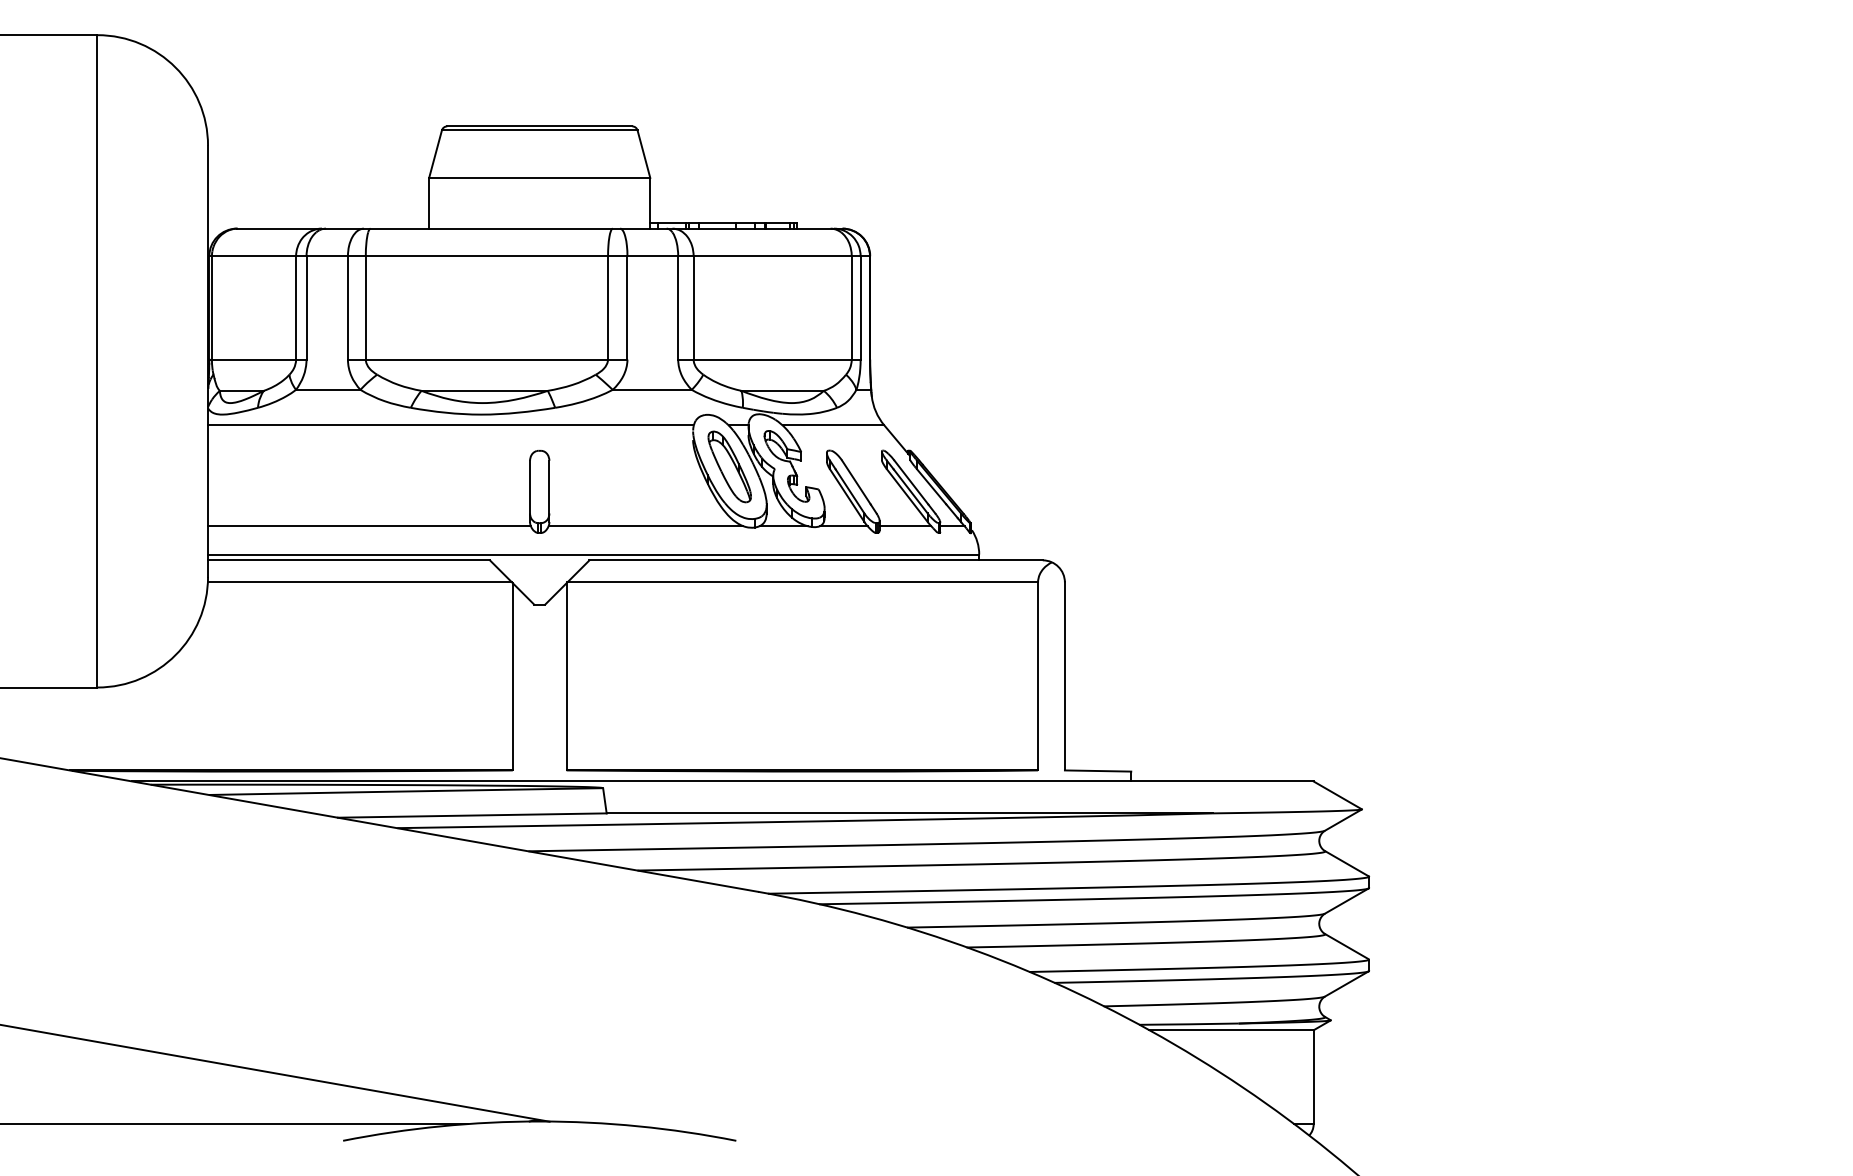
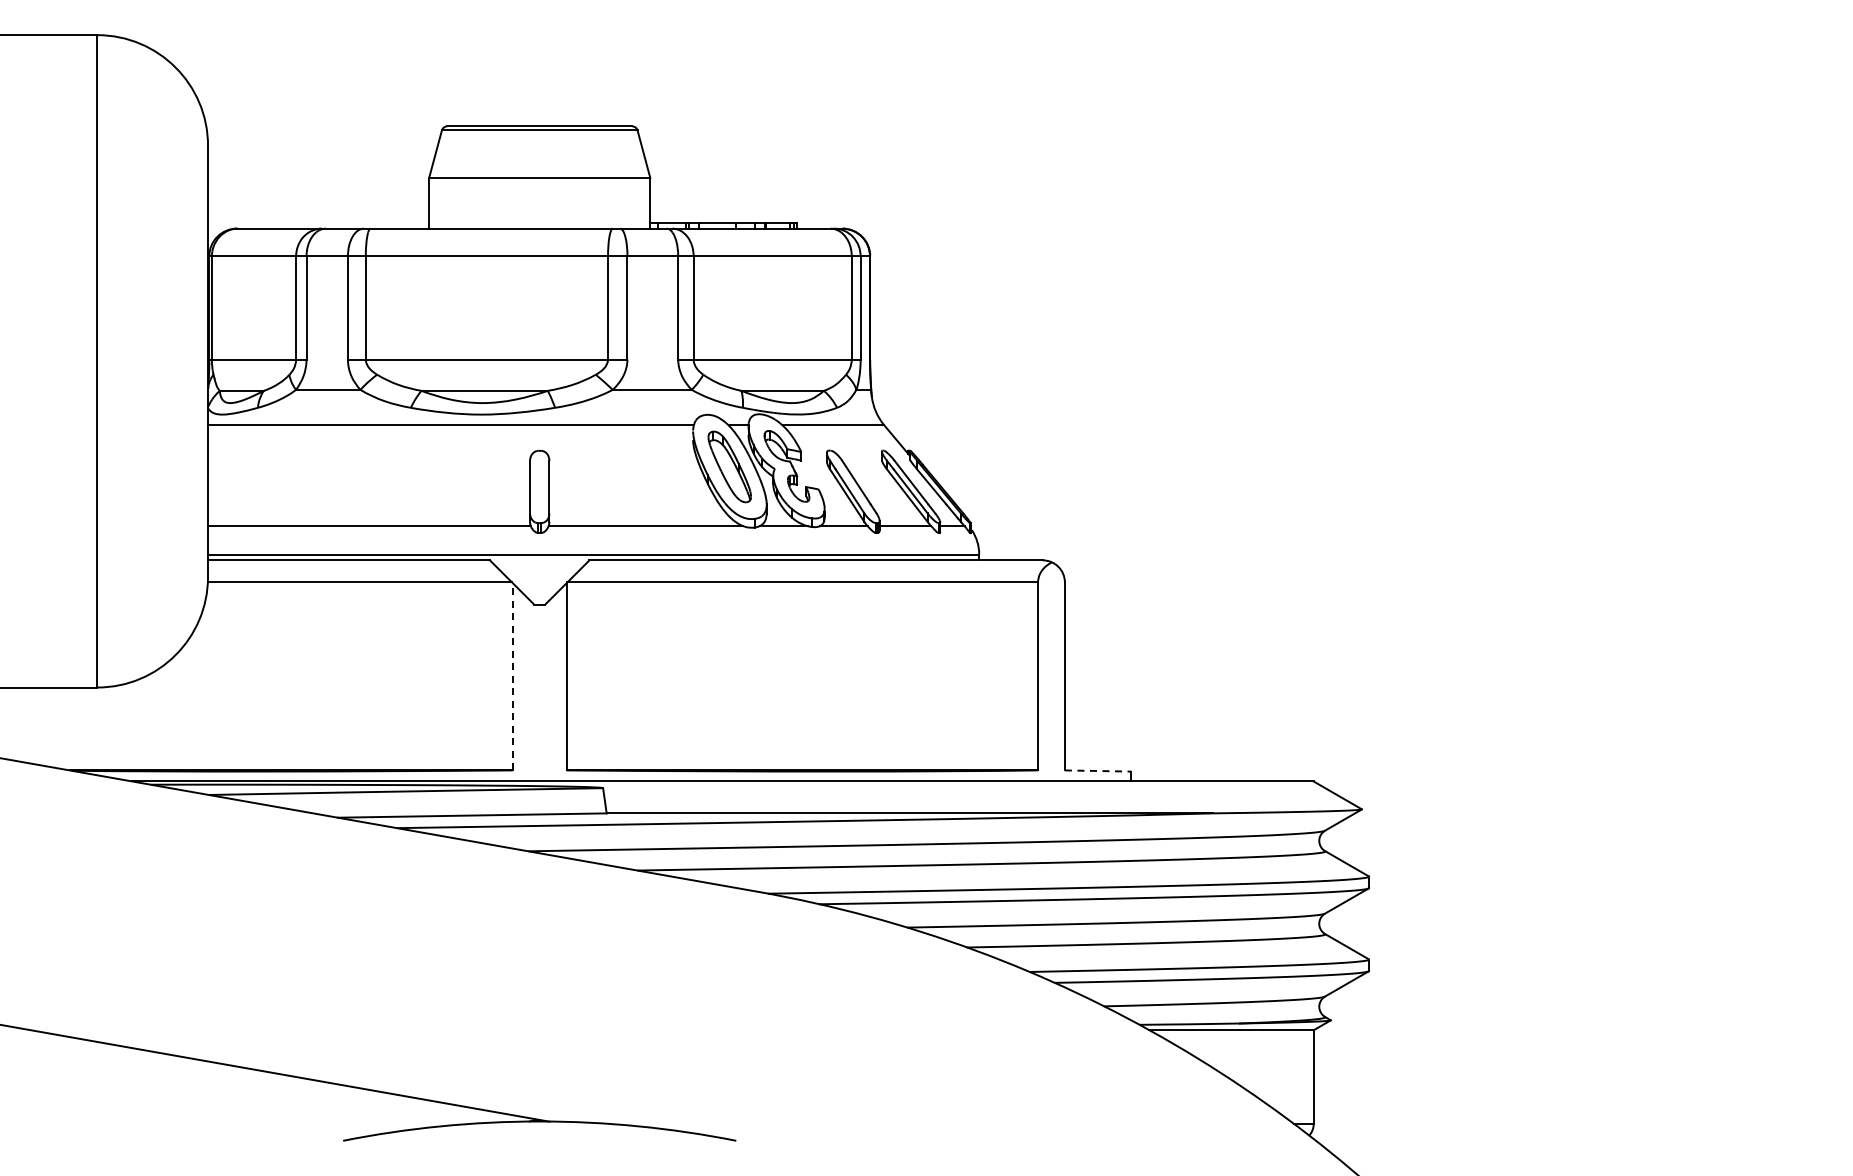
line: solid -> dashed (512, 676)
line: solid -> dashed (1098, 771)
line: present -> none (234, 1124)
